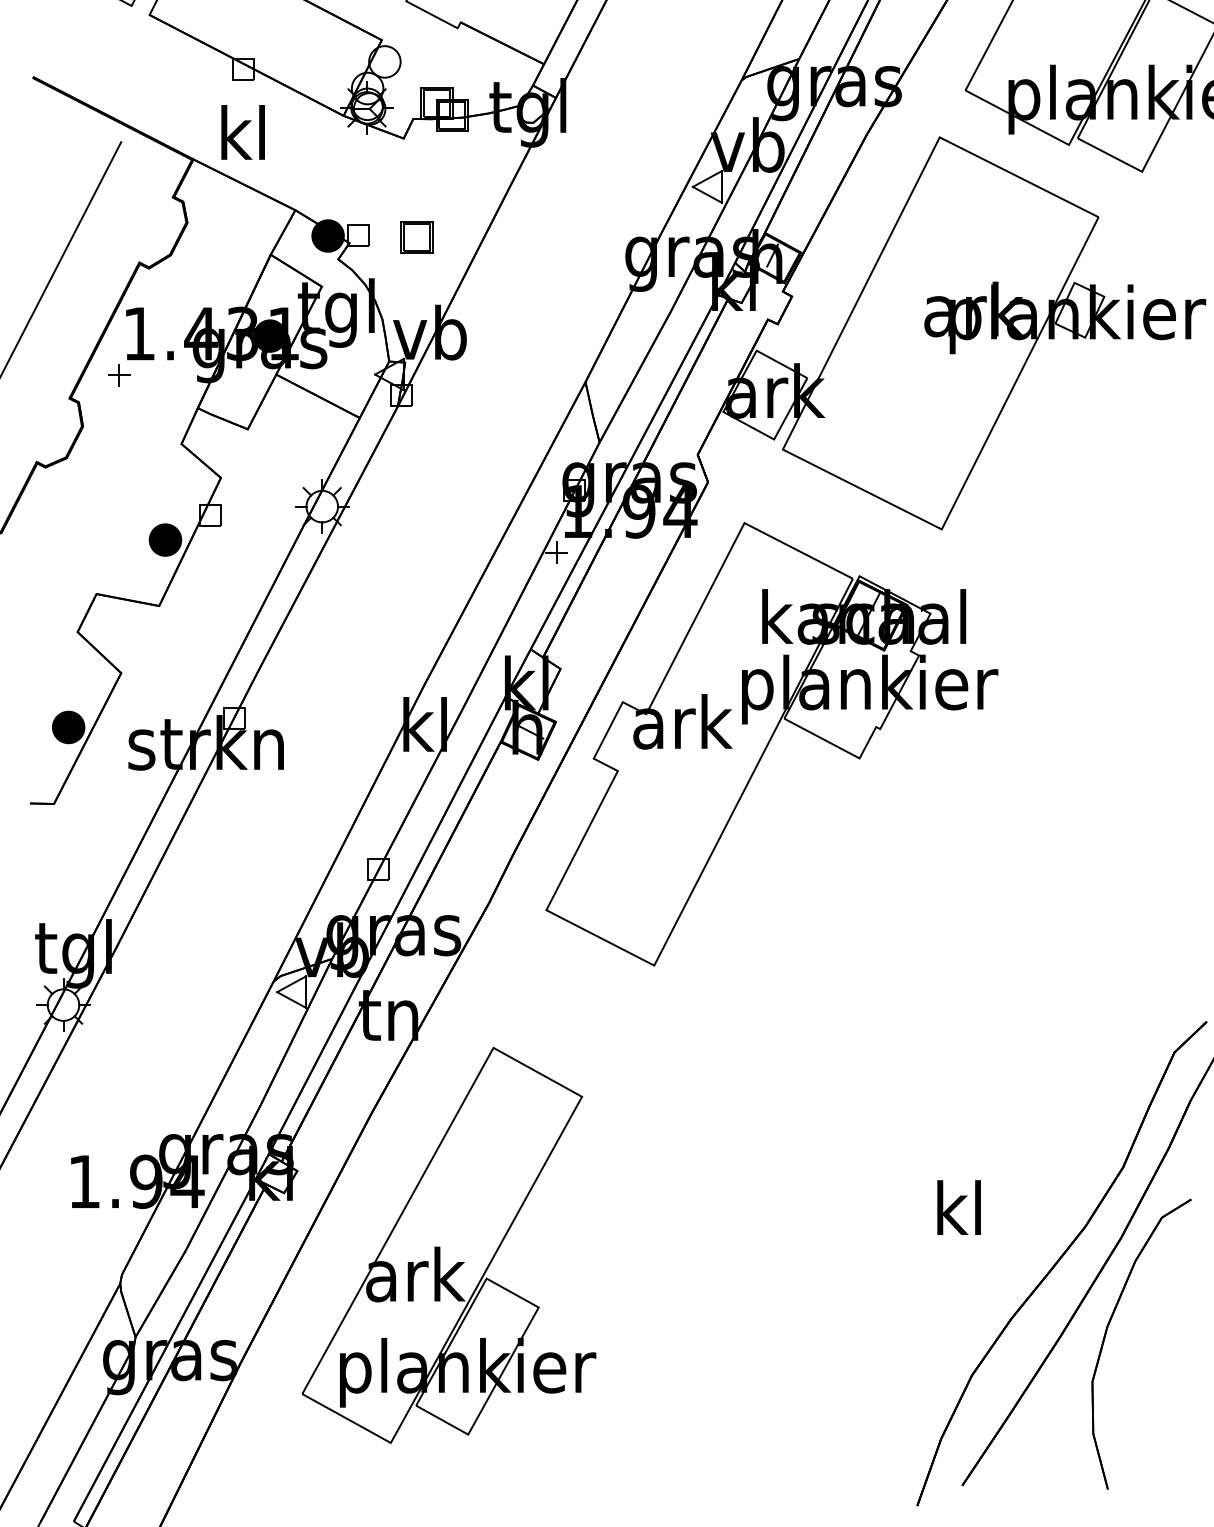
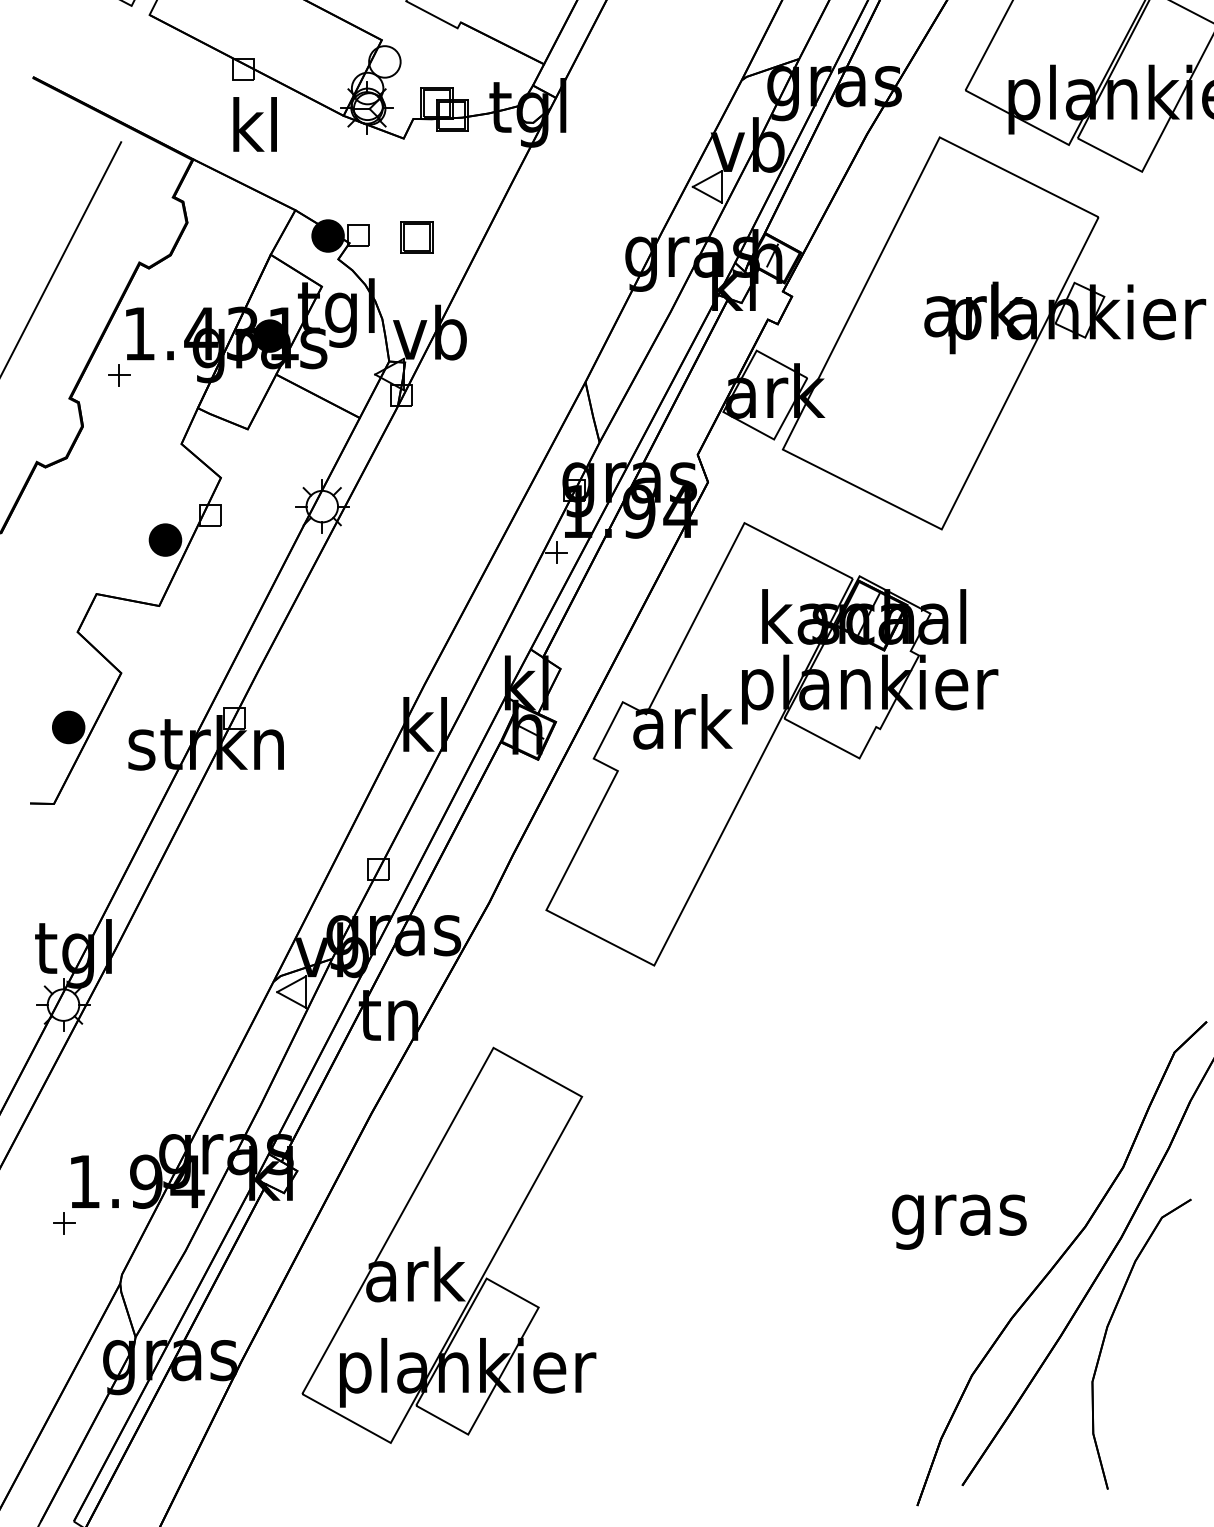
text position: (242, 132) -> (254, 124) (254, 124)
text: kl -> gras (959, 1214)
part: none -> present (64, 1223)
